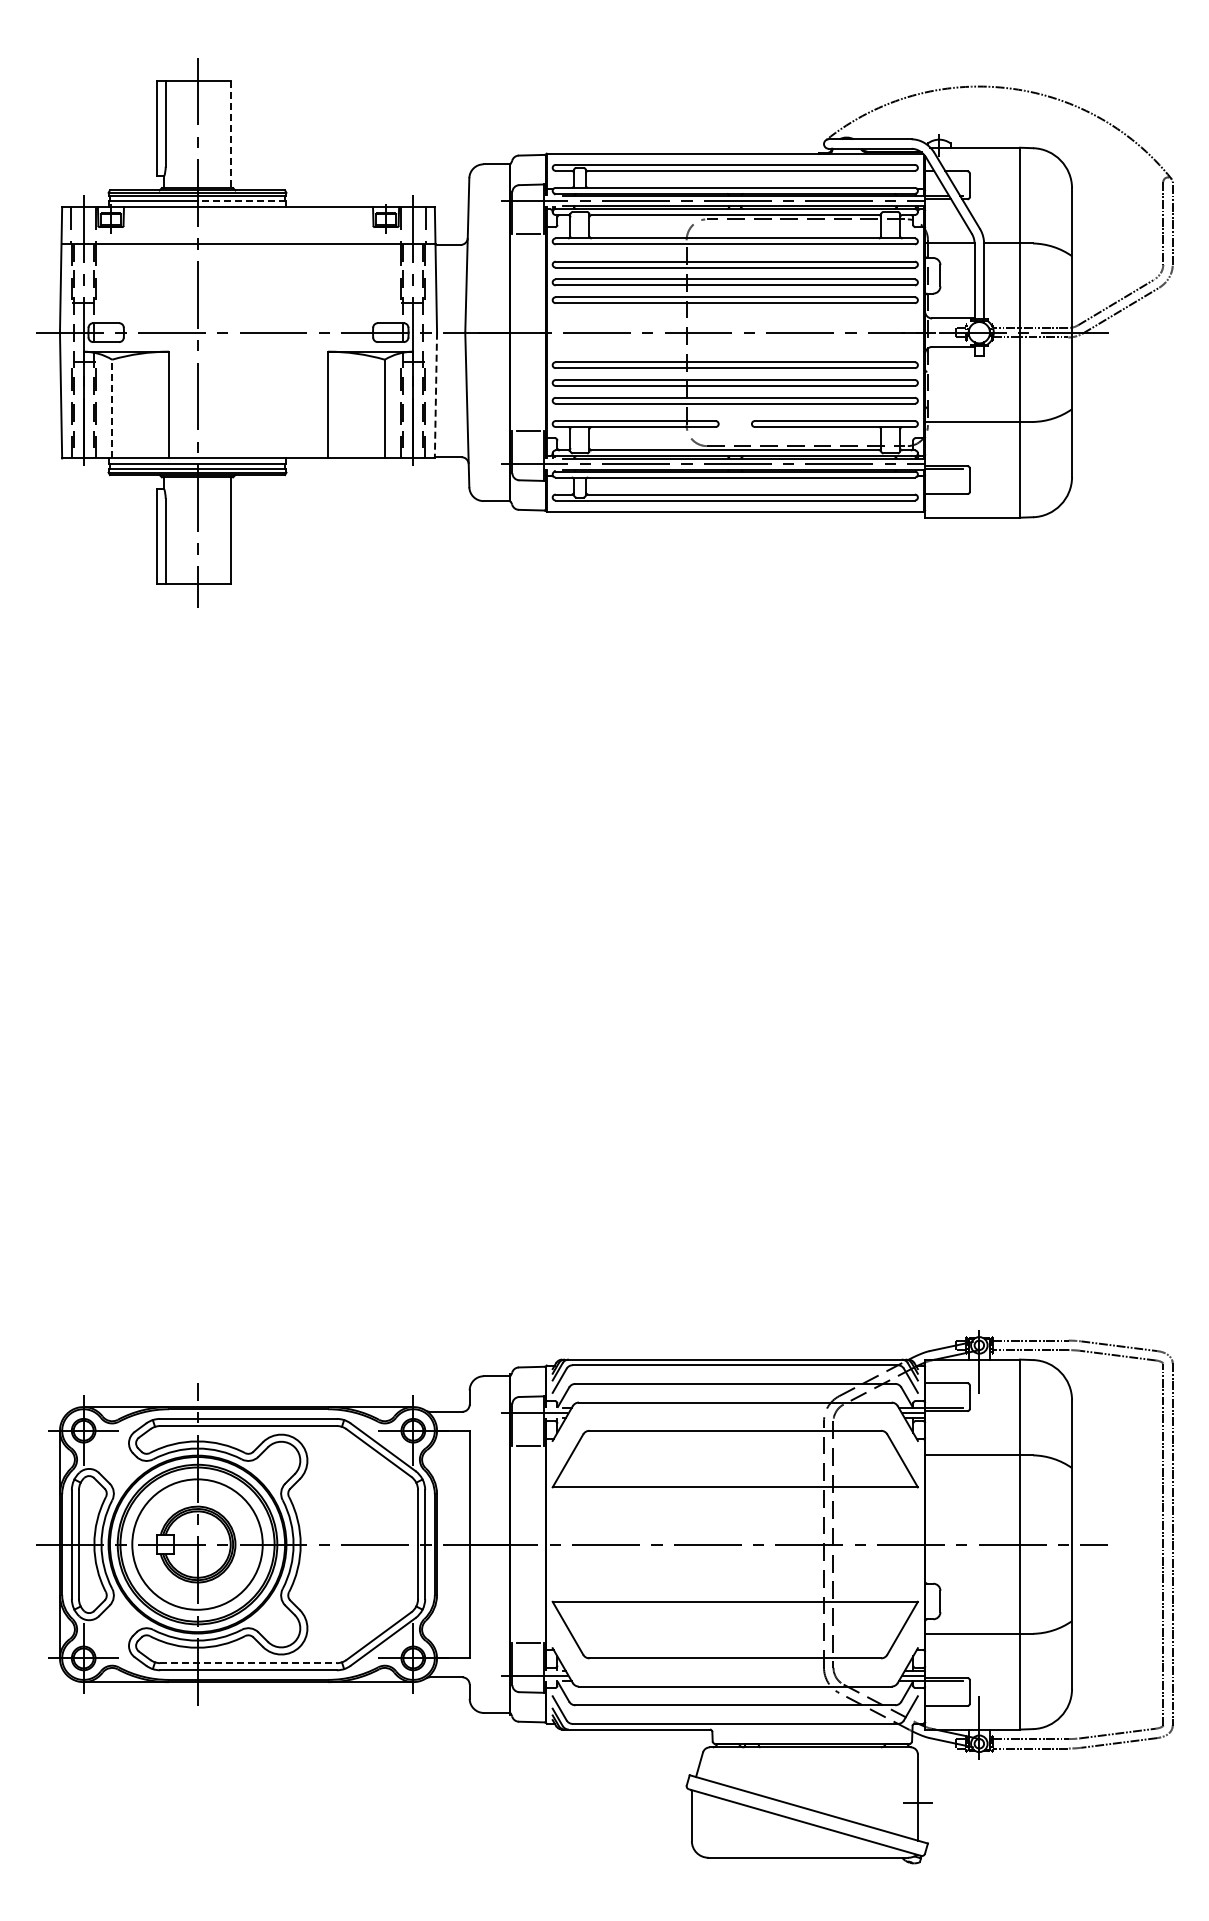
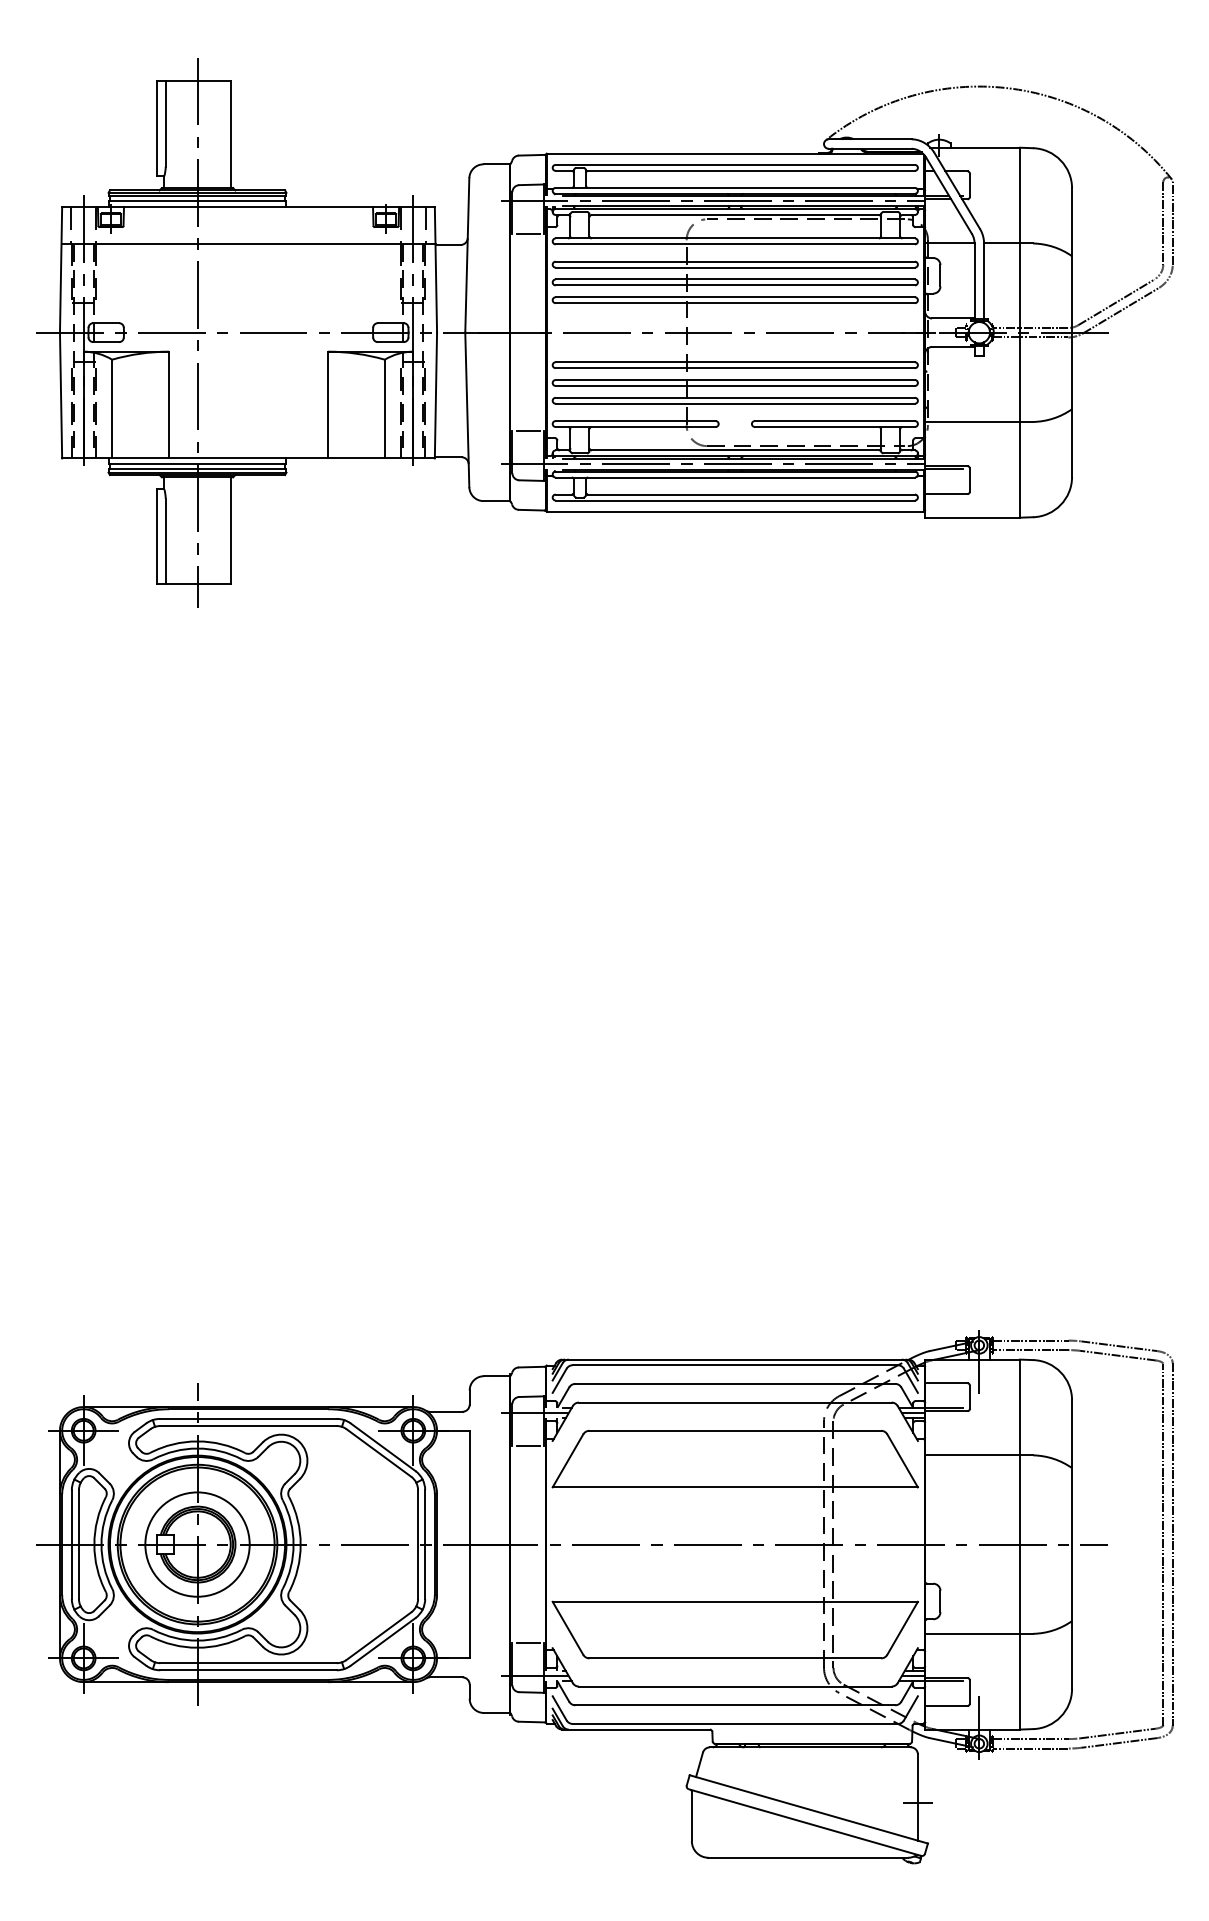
line: dashed -> solid (230, 135)
line: dashed -> solid (241, 201)
line: dashed -> solid (435, 395)
line: dashed -> solid (112, 408)
circle diameter: 130 px -> 104 px (197, 1544)
line: dashed -> solid (249, 1663)
